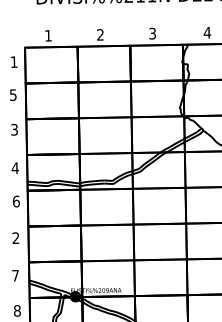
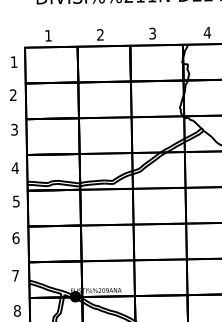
text: 5 -> 2 (12, 95)
text: 6 -> 5 (15, 201)
text: 2 -> 6 (15, 238)
